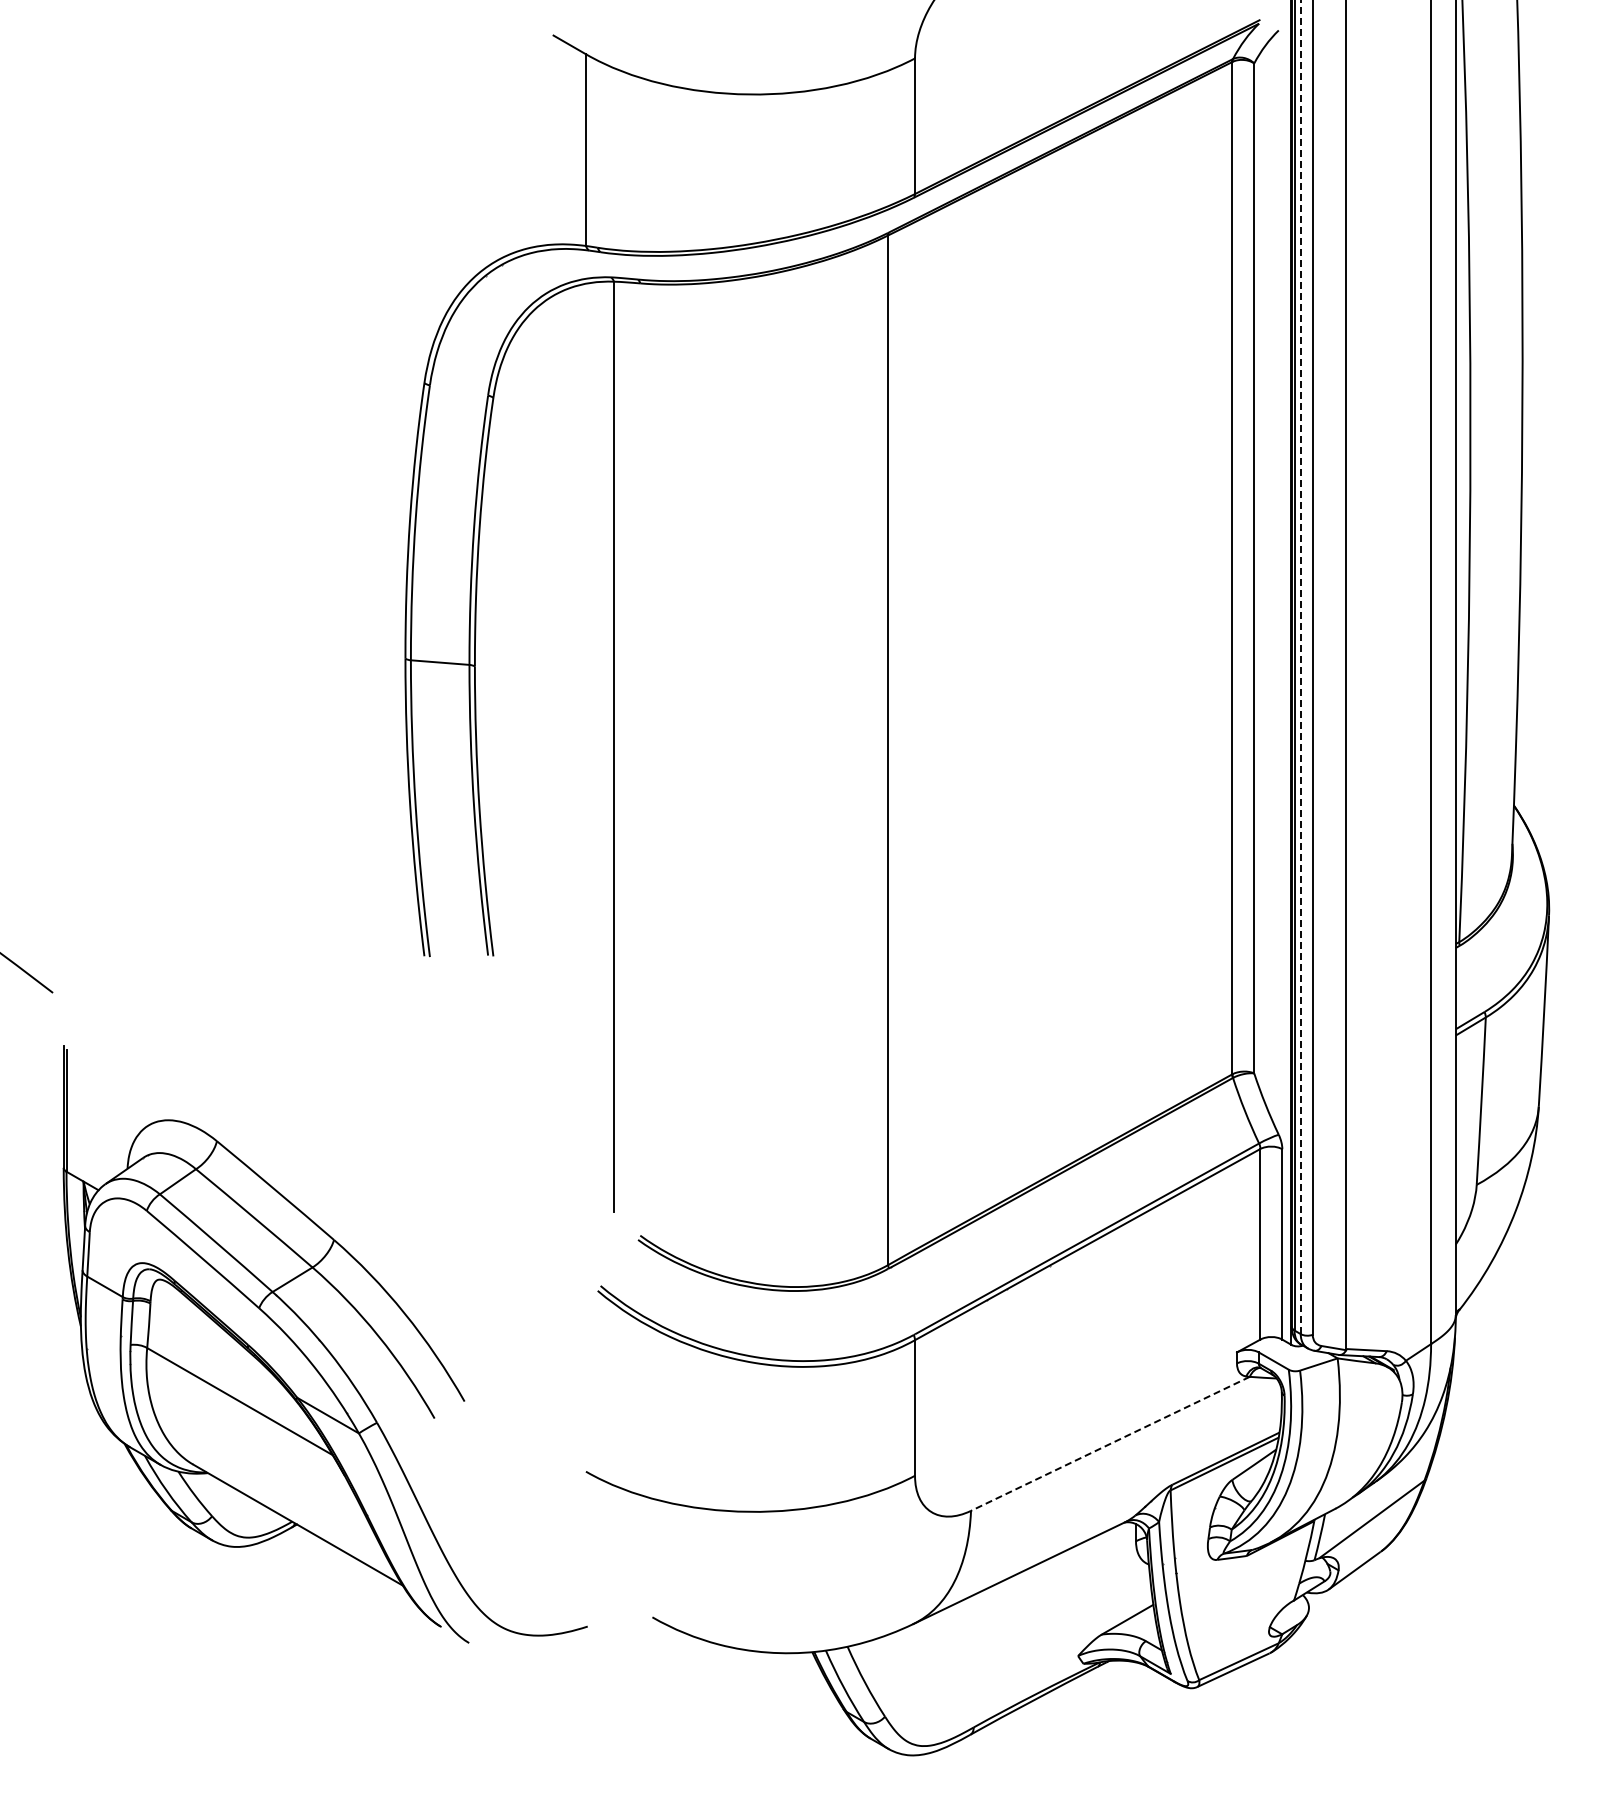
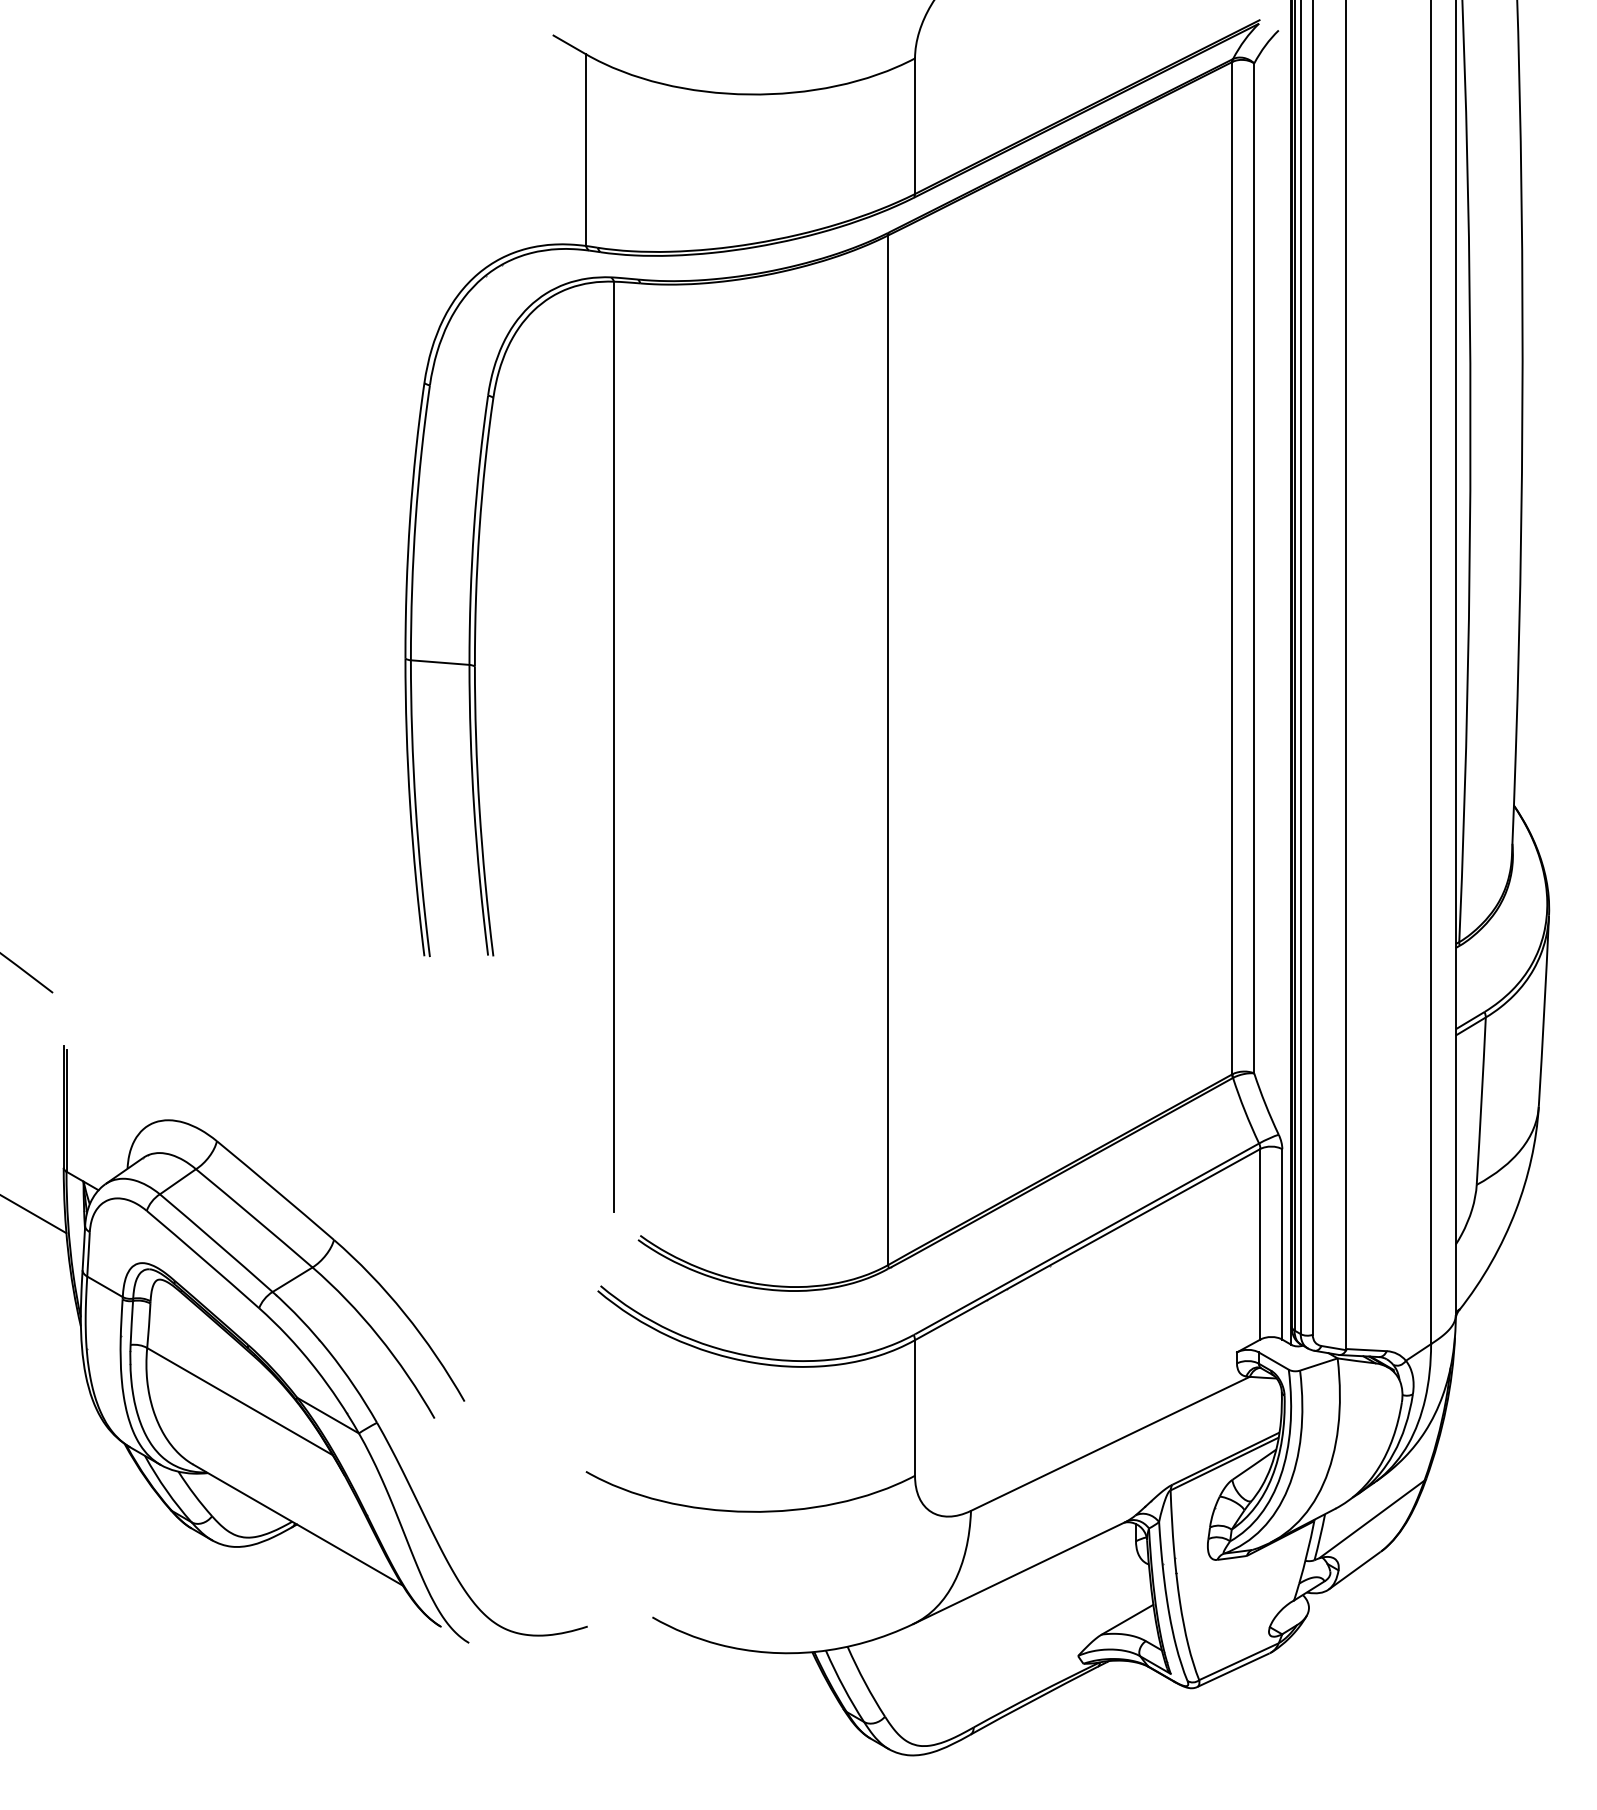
line: dashed -> solid (1300, 667)
line: none -> present (34, 1214)
line: dashed -> solid (1110, 1443)
